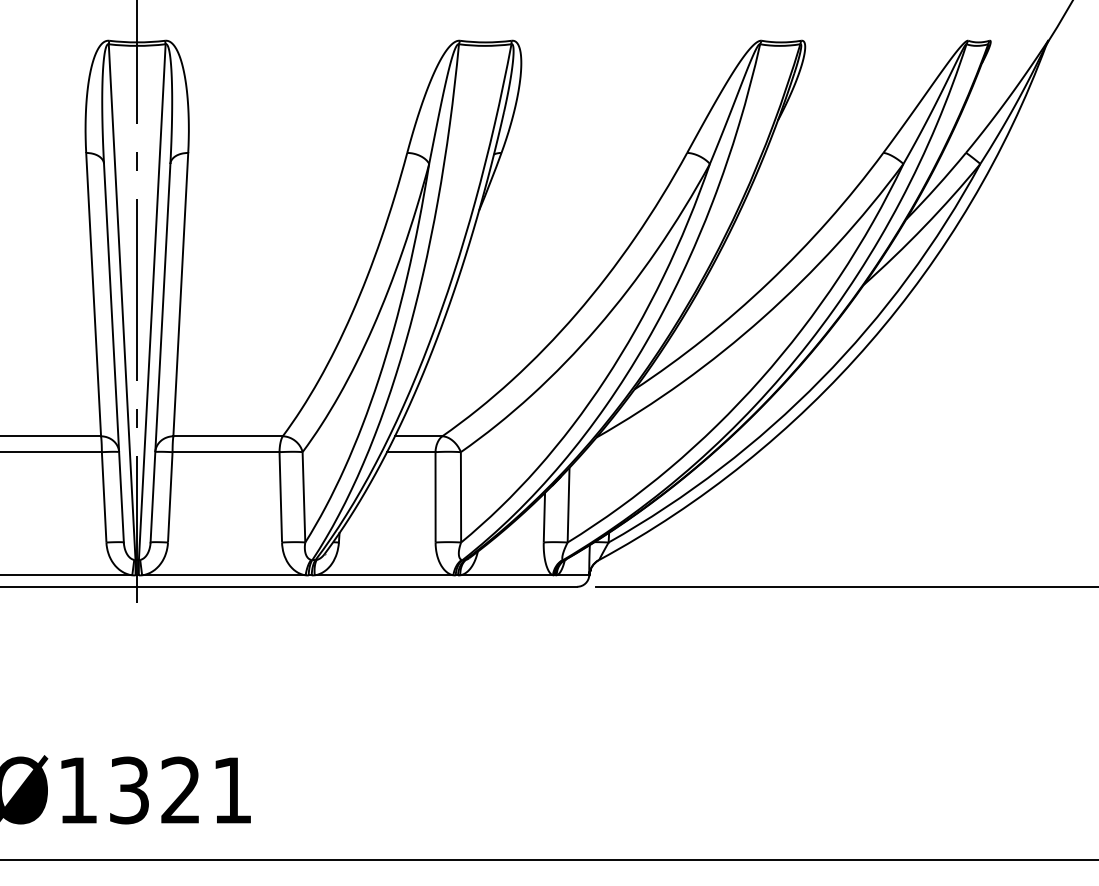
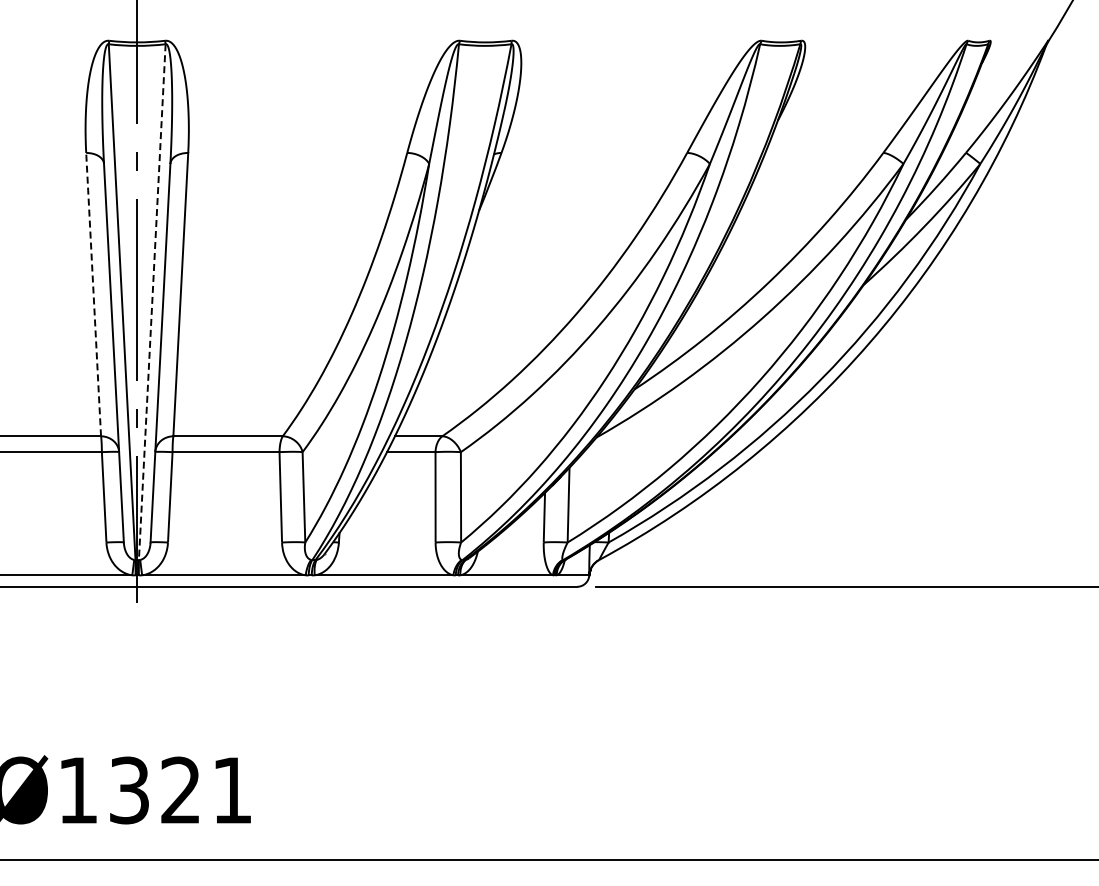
line: solid -> dashed (93, 294)
line: solid -> dashed (152, 302)
